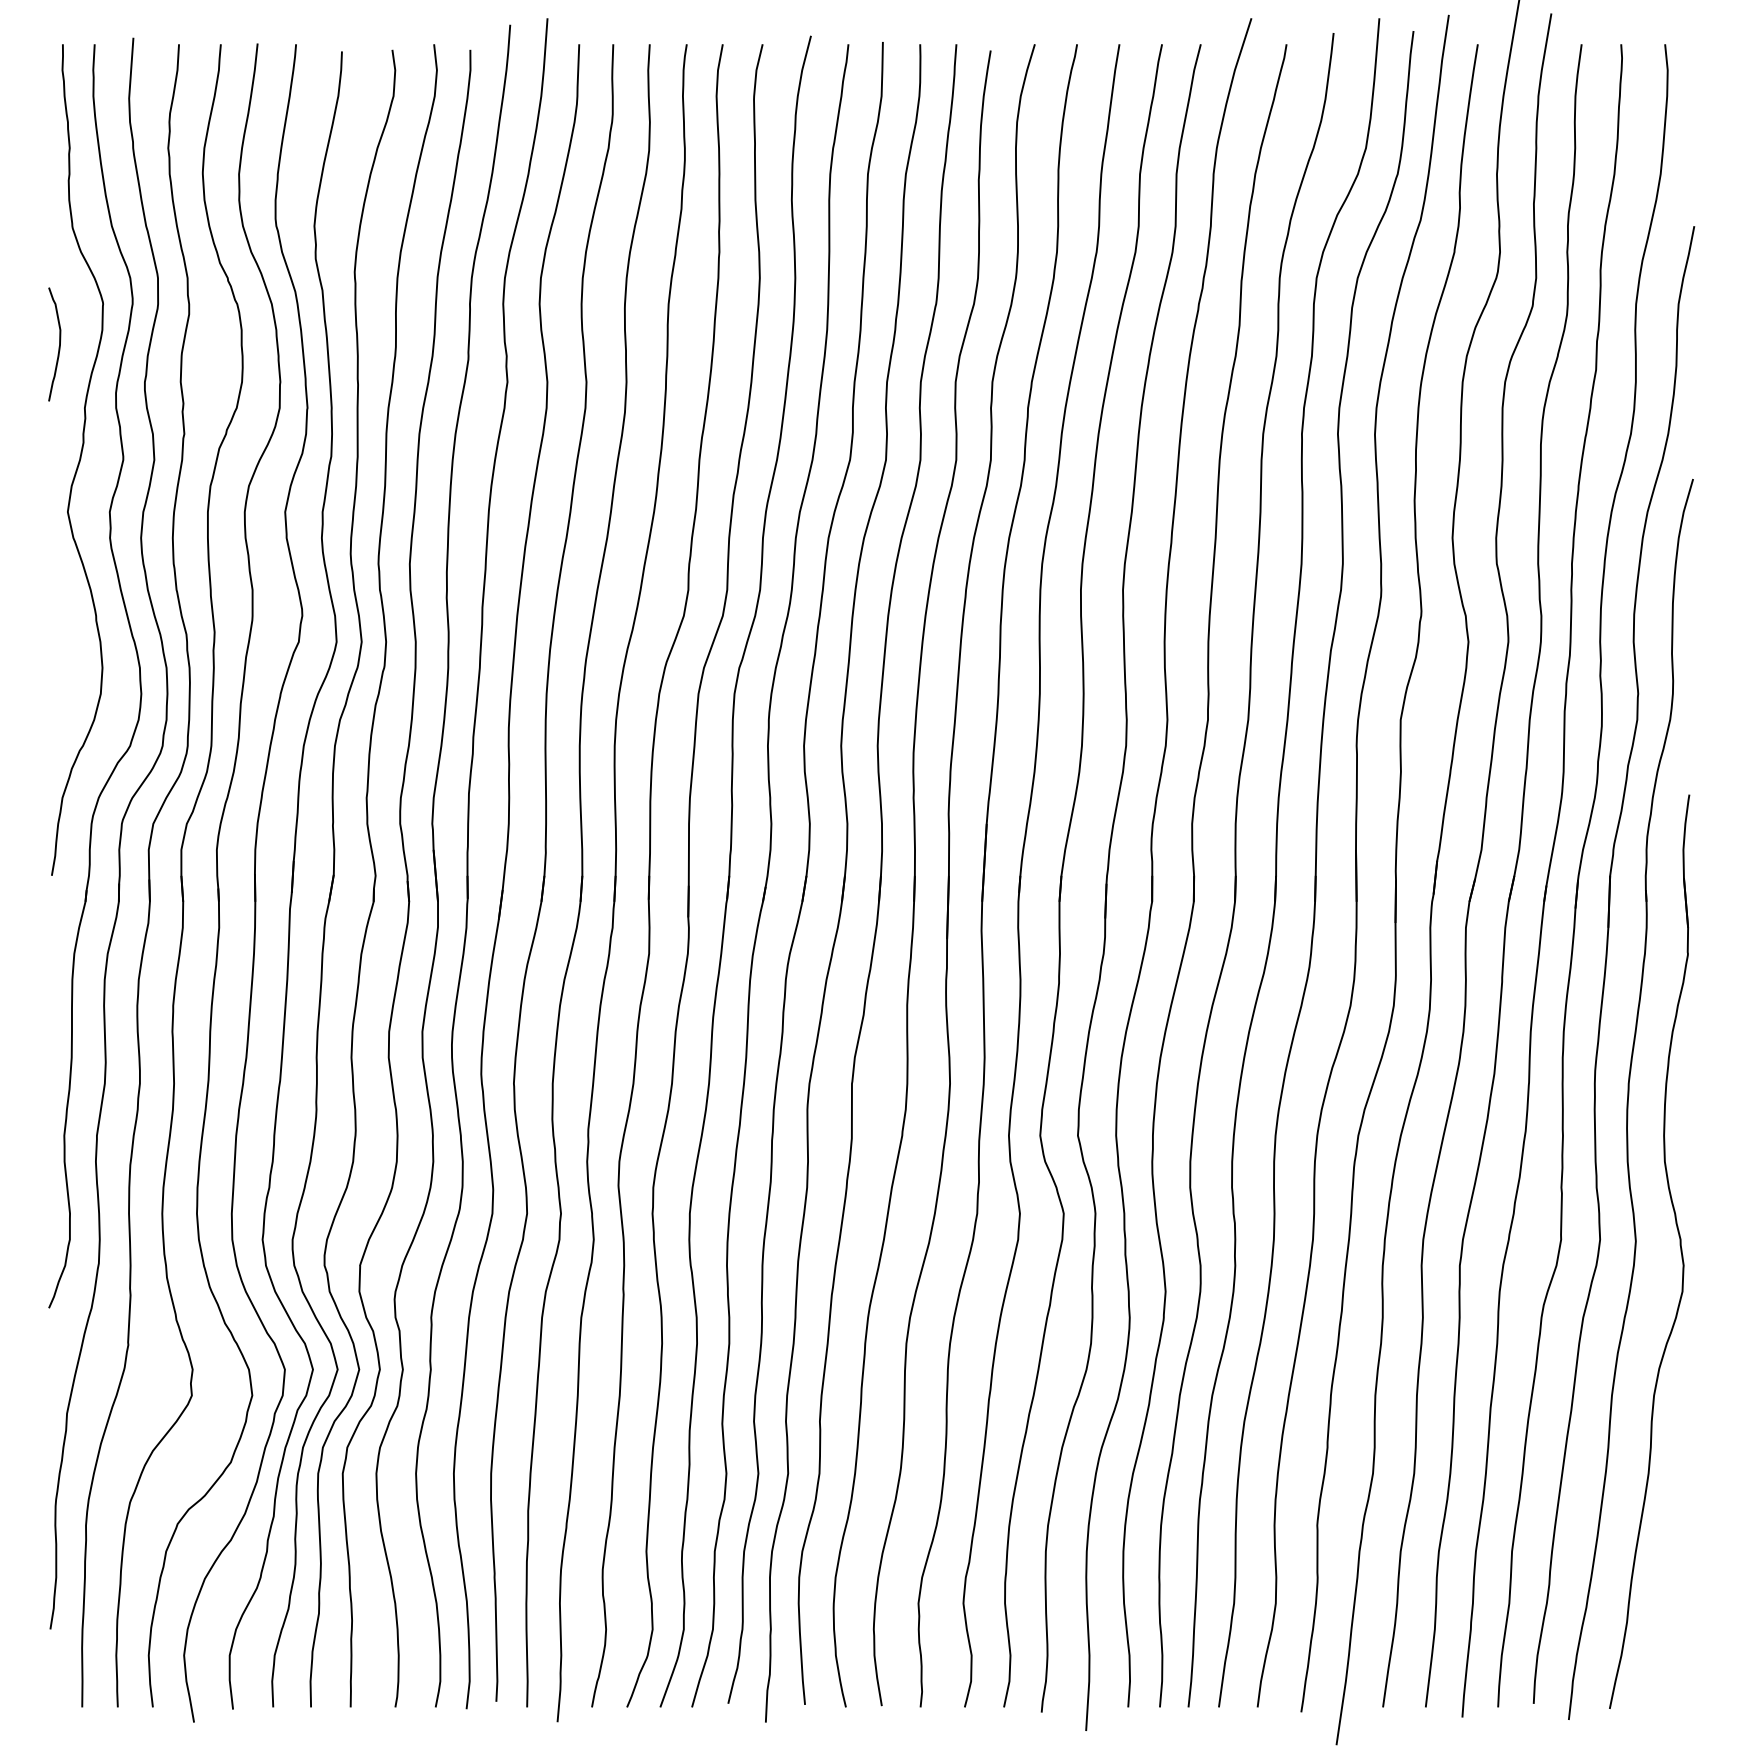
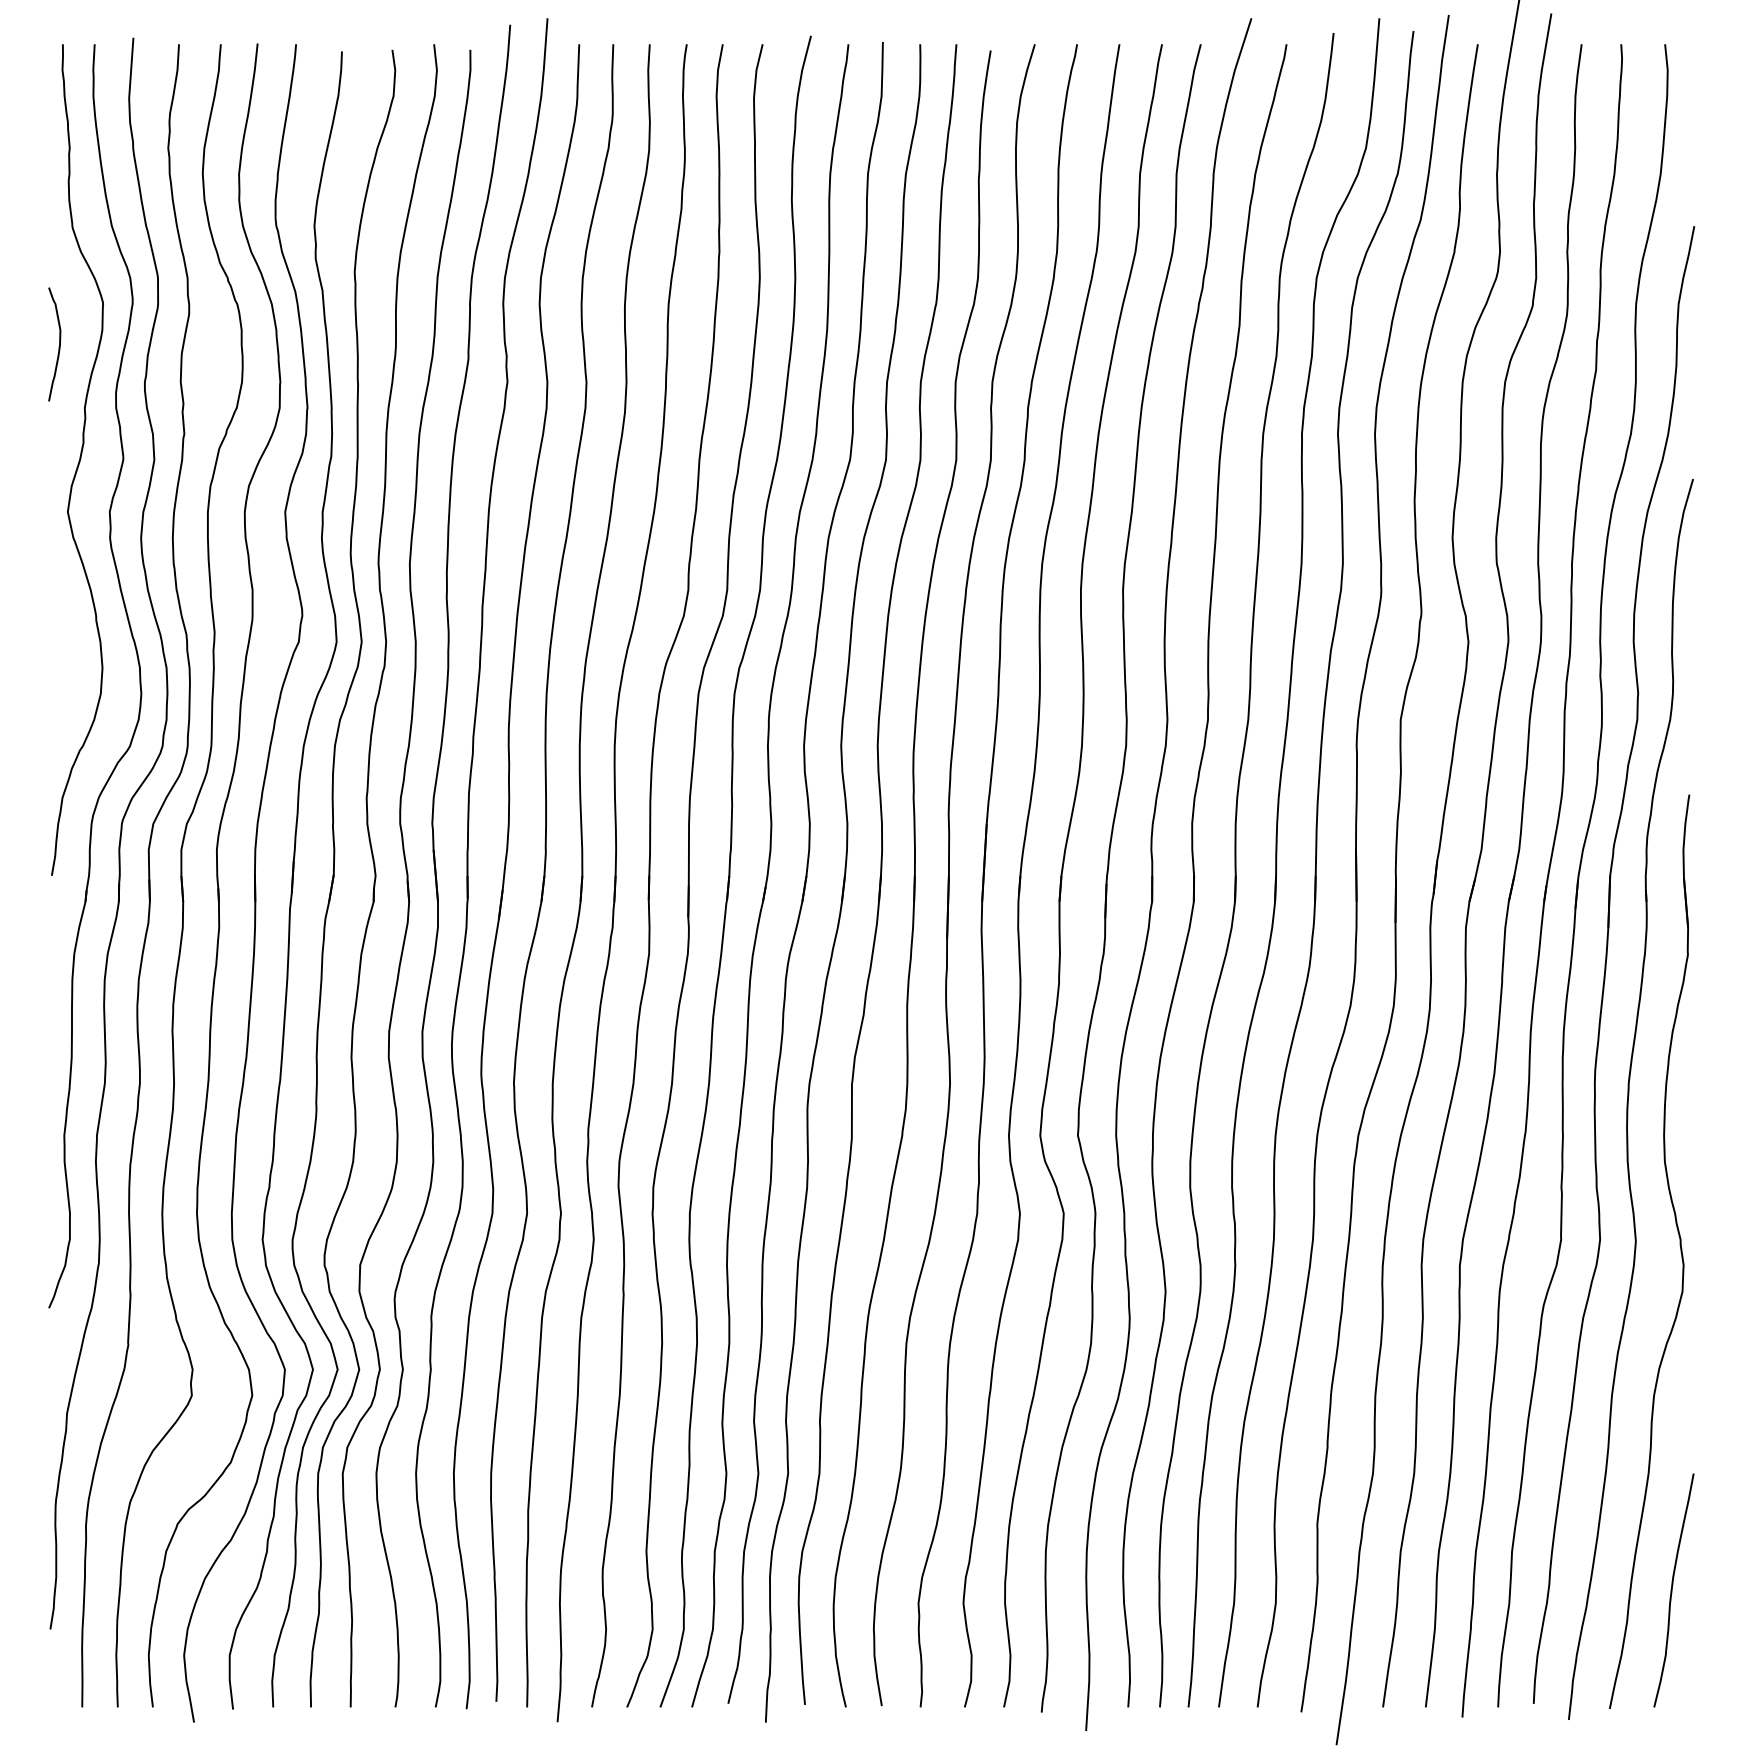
curve: none -> present (1672, 1590)
